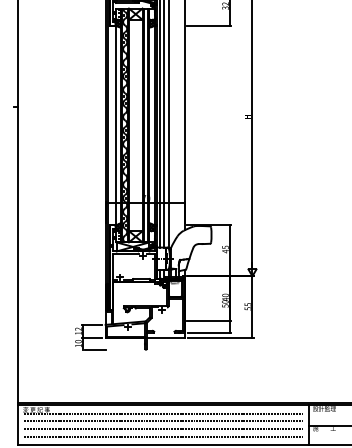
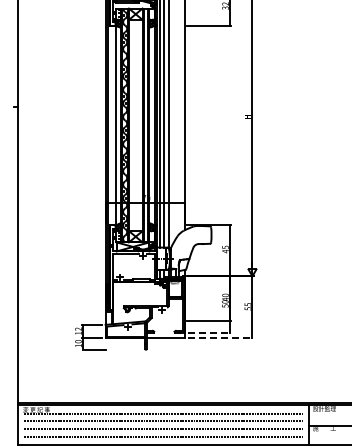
line: solid -> dashed (210, 332)
line: solid -> dashed (220, 338)
